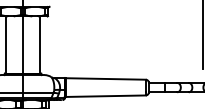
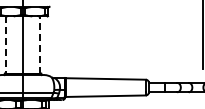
line: solid -> dashed (6, 44)
line: solid -> dashed (39, 44)
